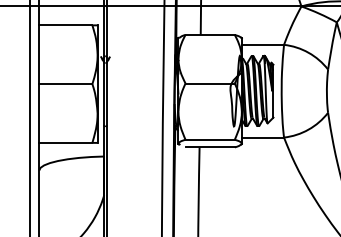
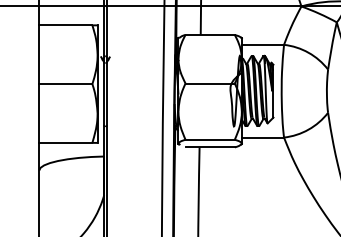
line: present -> none (29, 117)
